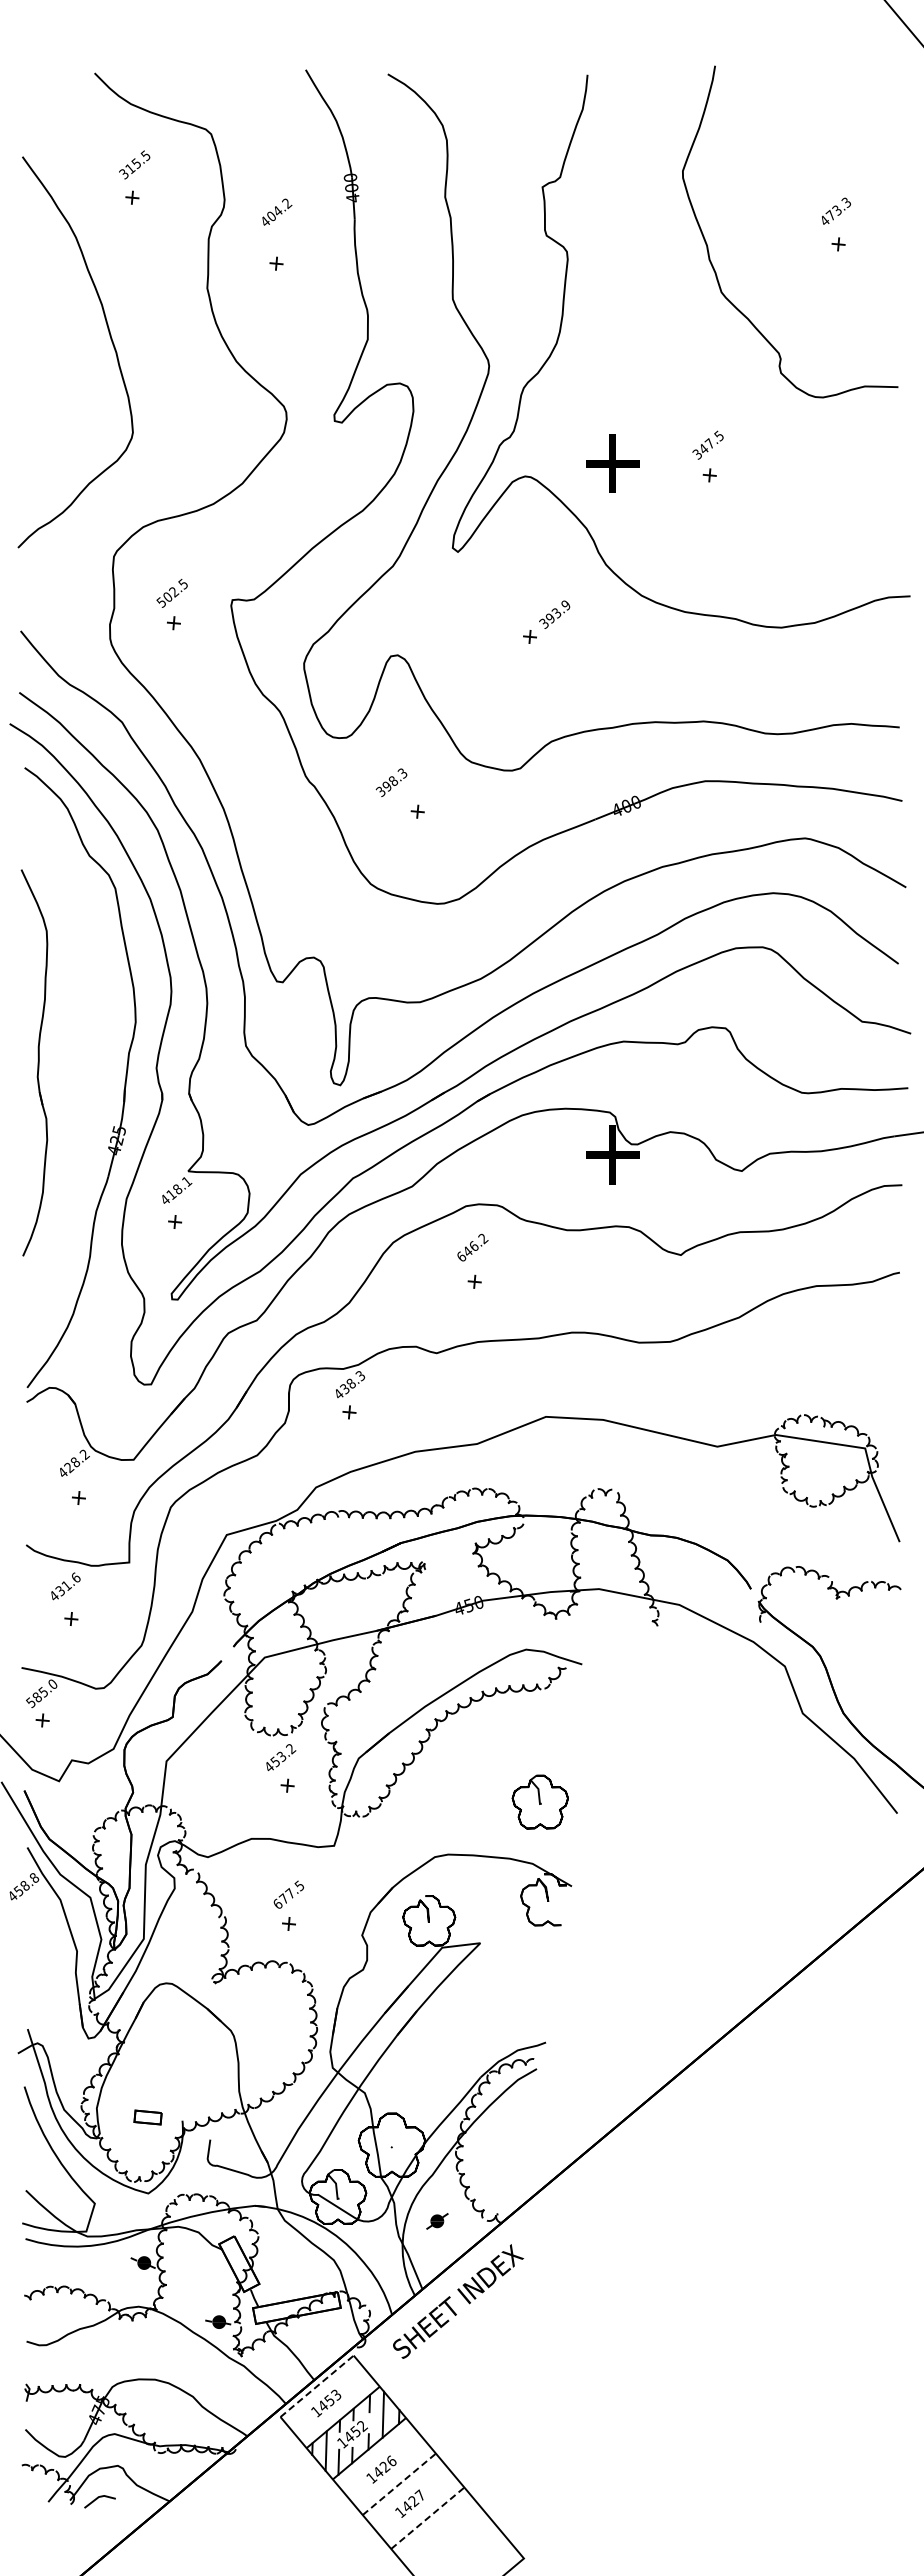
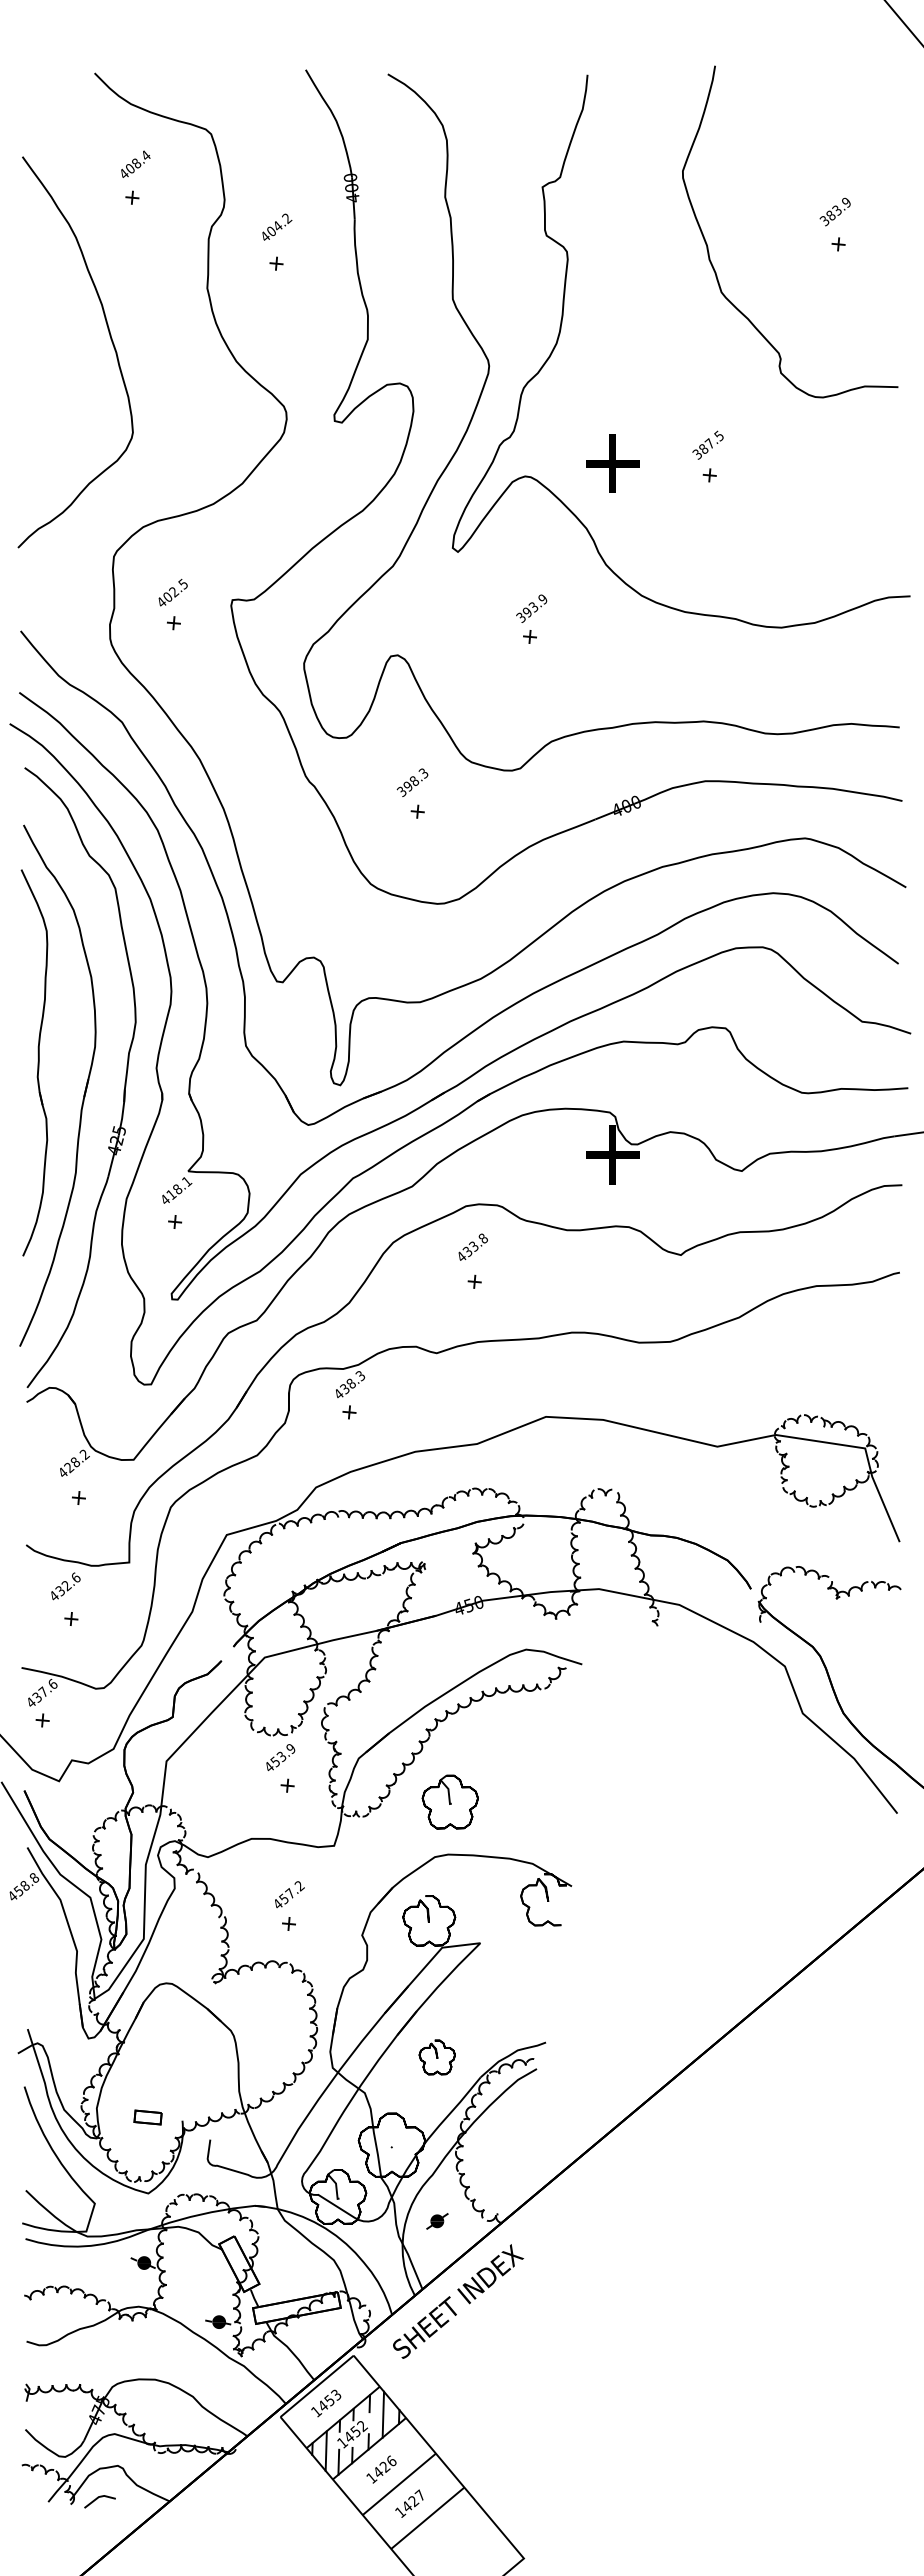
text: 315.5 -> 408.4 (134, 164)
text position: (277, 211) -> (277, 226) (277, 226)
text: 473.3 -> 383.9 (835, 211)
text: 347.5 -> 387.5 (703, 448)
text: 502.5 -> 402.5 (161, 602)
text position: (554, 614) -> (531, 608) (531, 608)
text position: (391, 782) -> (412, 782) (412, 782)
part: none -> present (84, 1090)
text: 646.2 -> 433.8 (472, 1247)
text: 431.6 -> 432.6 (65, 1586)
text: 585.0 -> 437.6 (41, 1693)
text: 453.2 -> 453.9 (291, 1749)
curve position: (539, 1801) -> (449, 1801) (449, 1801)
text: 677.5 -> 457.2 (288, 1894)
part: none -> present (436, 2057)
line: dashed -> solid (317, 2386)
line: dashed -> solid (399, 2484)
line: dashed -> solid (427, 2518)
